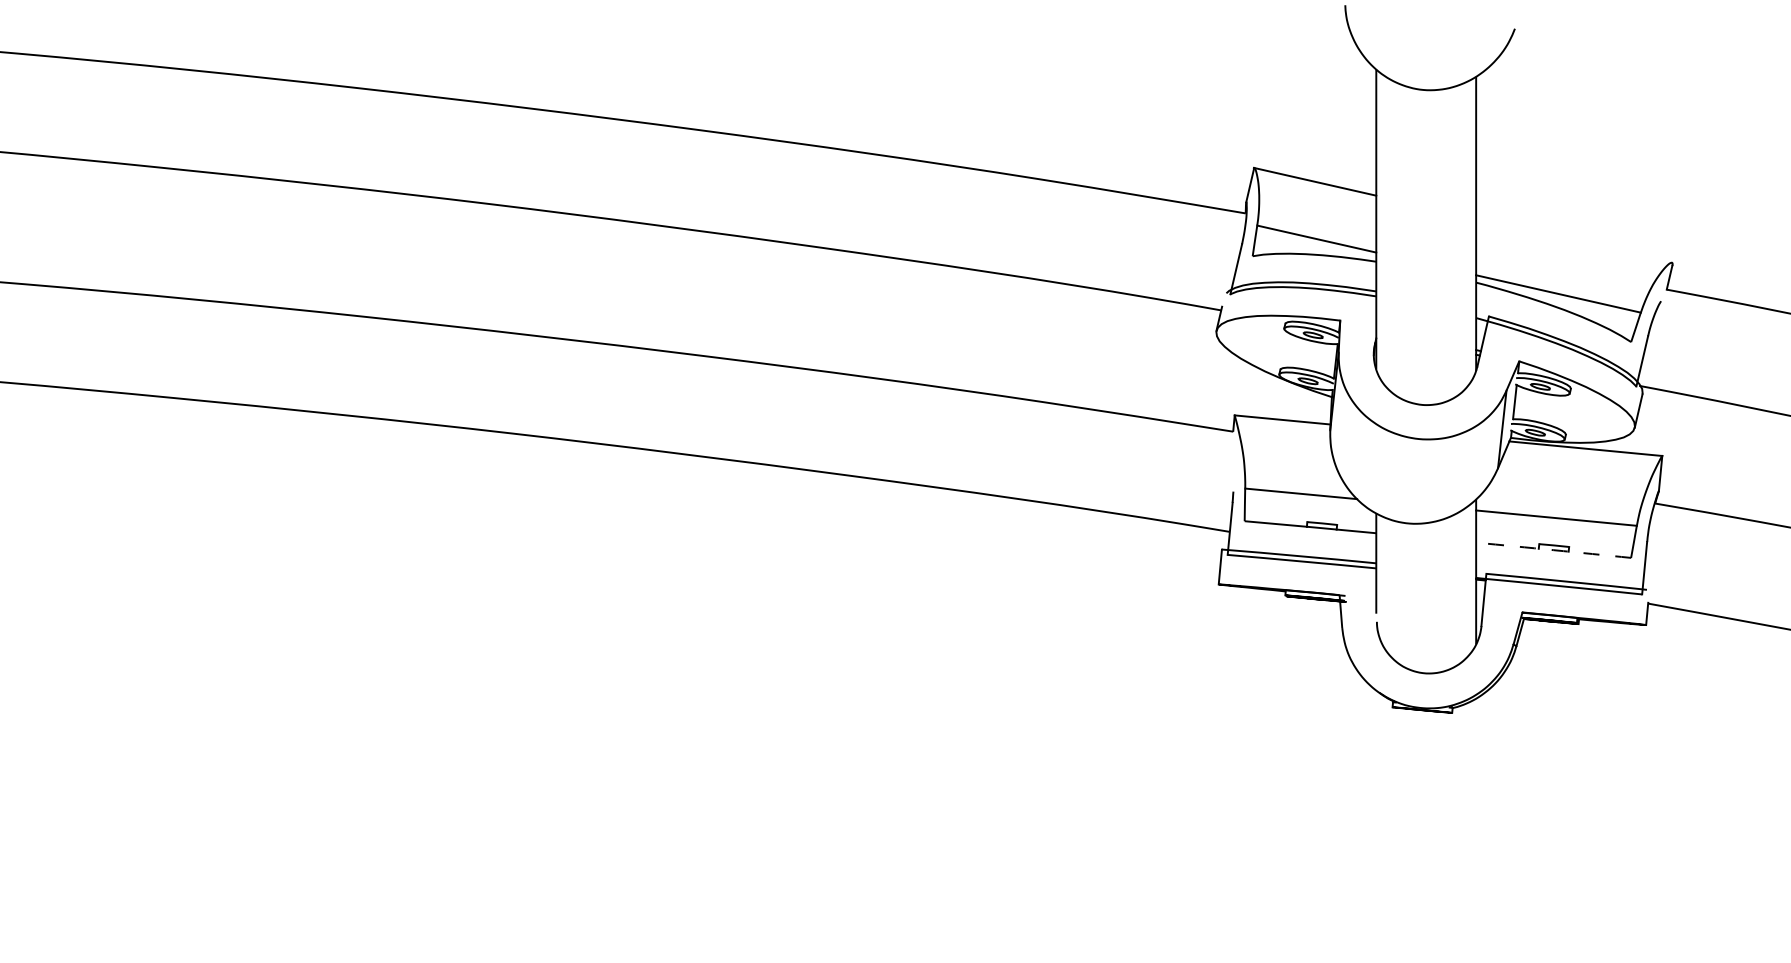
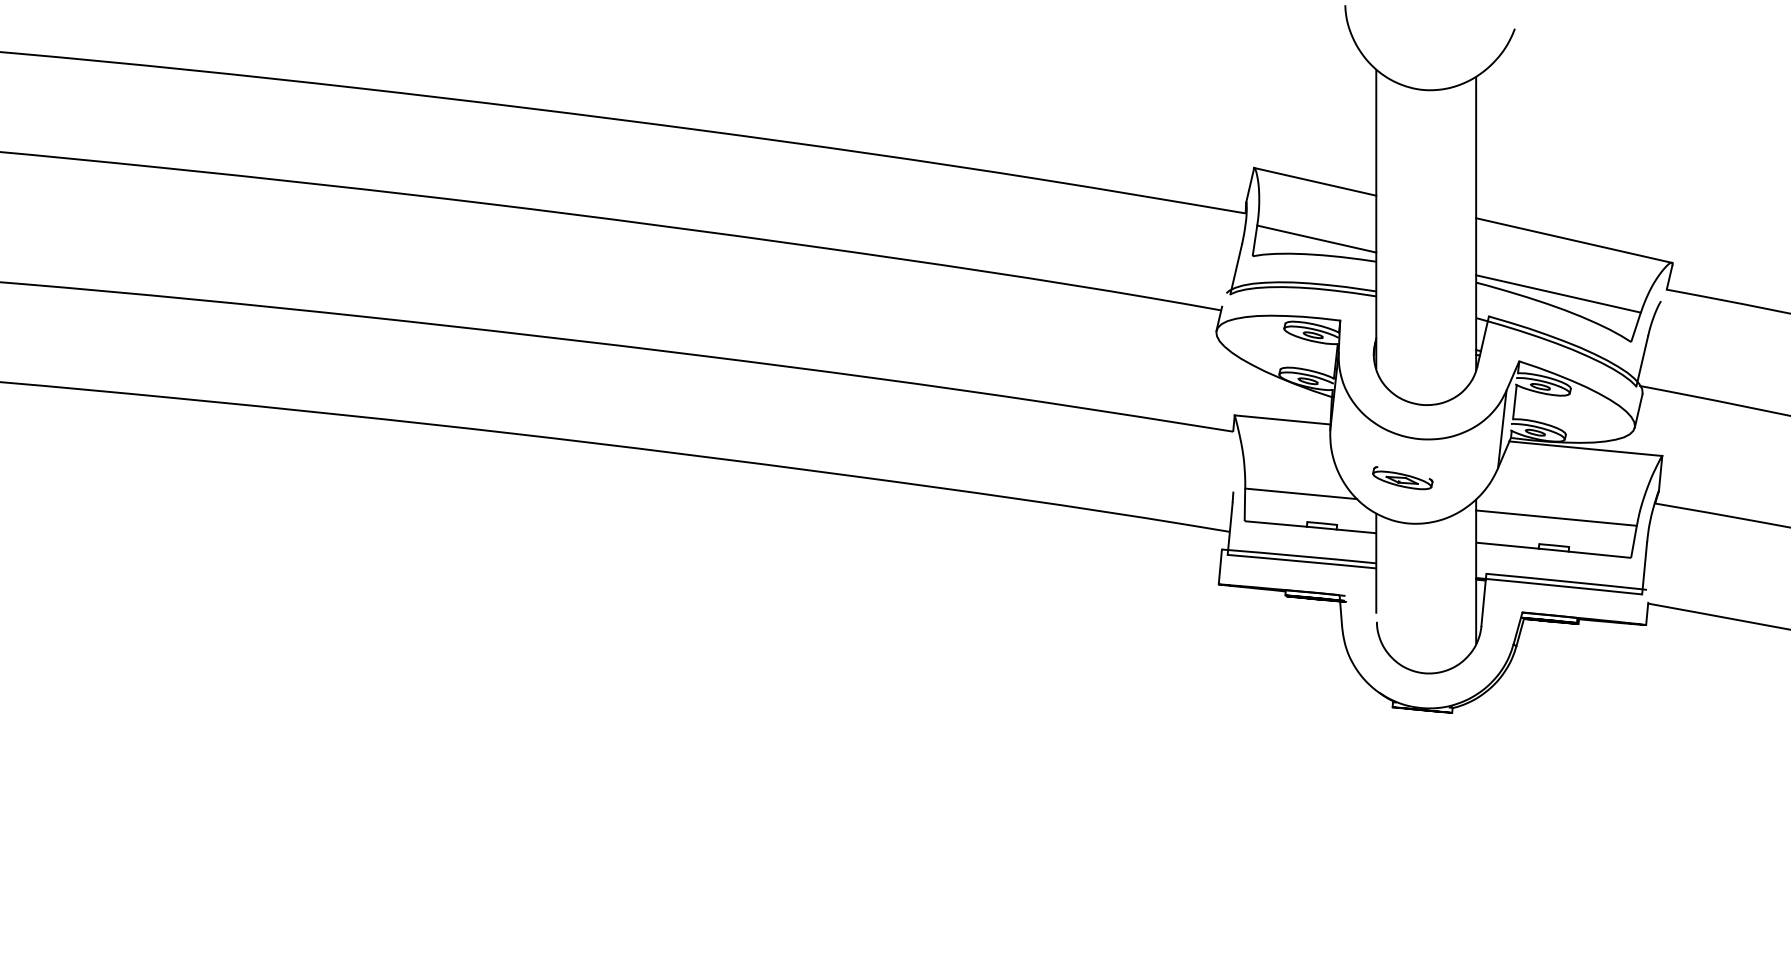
line: none -> present (1574, 240)
part: none -> present (1402, 478)
arc: dashed -> solid (1553, 550)
